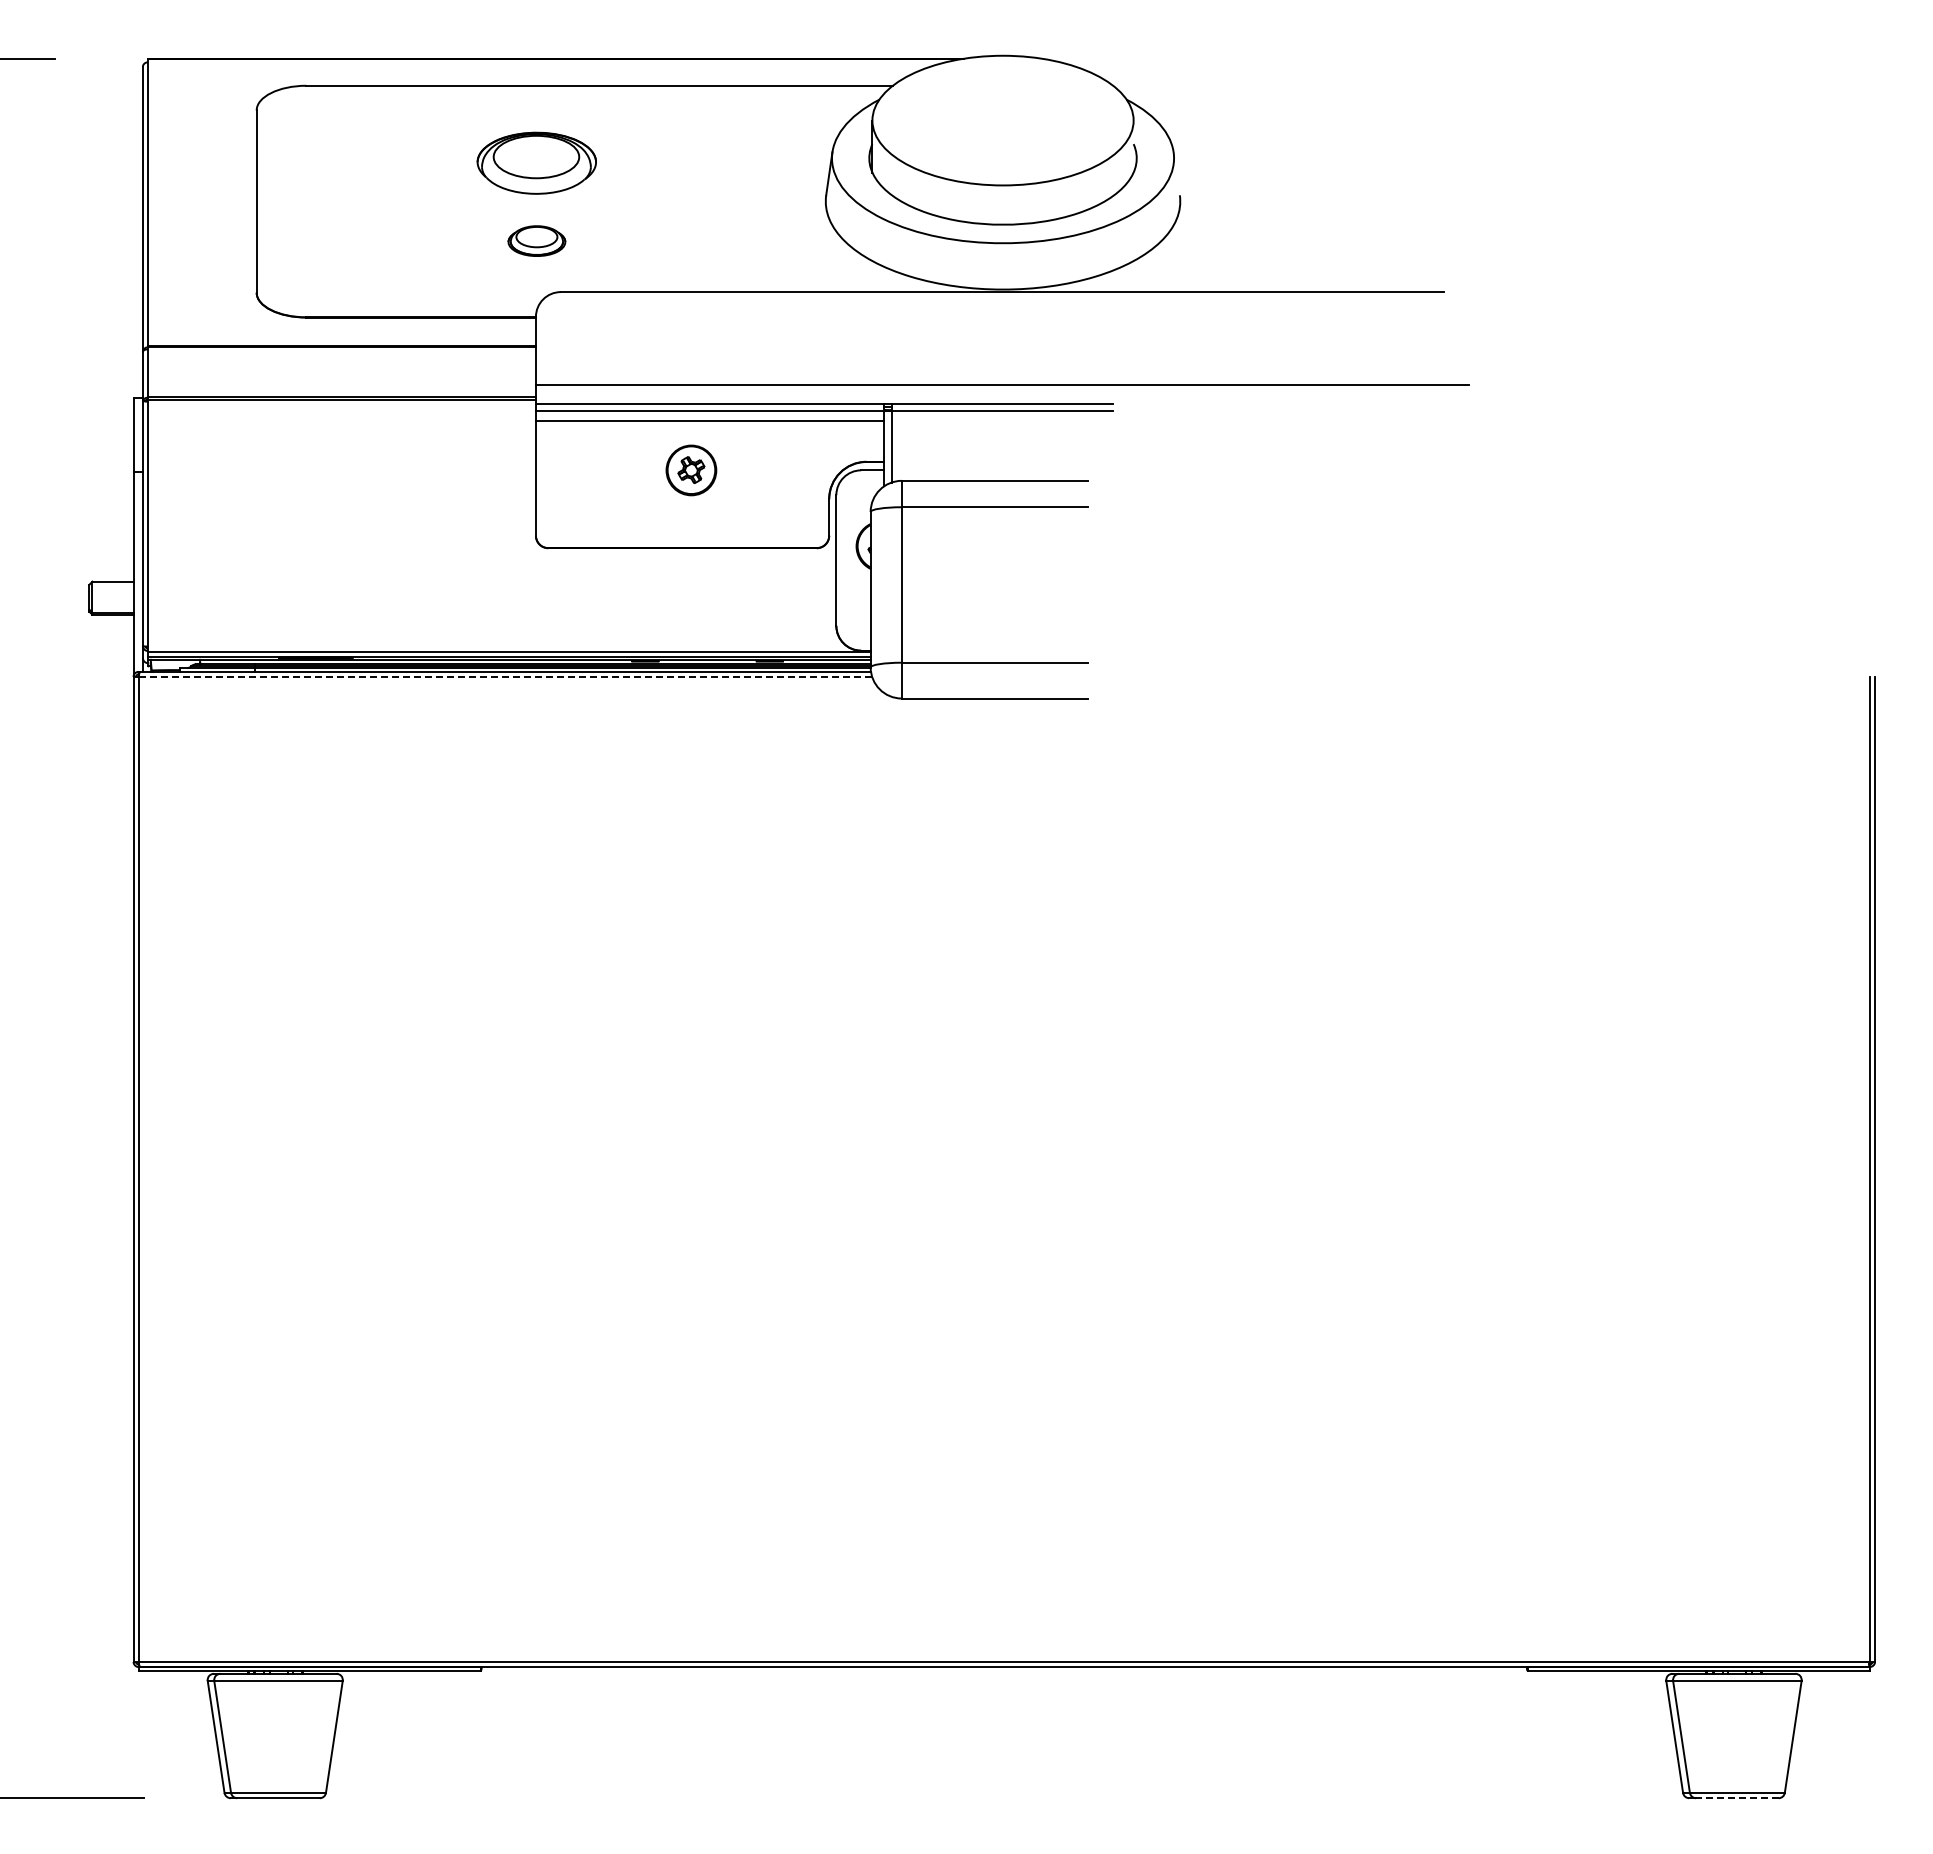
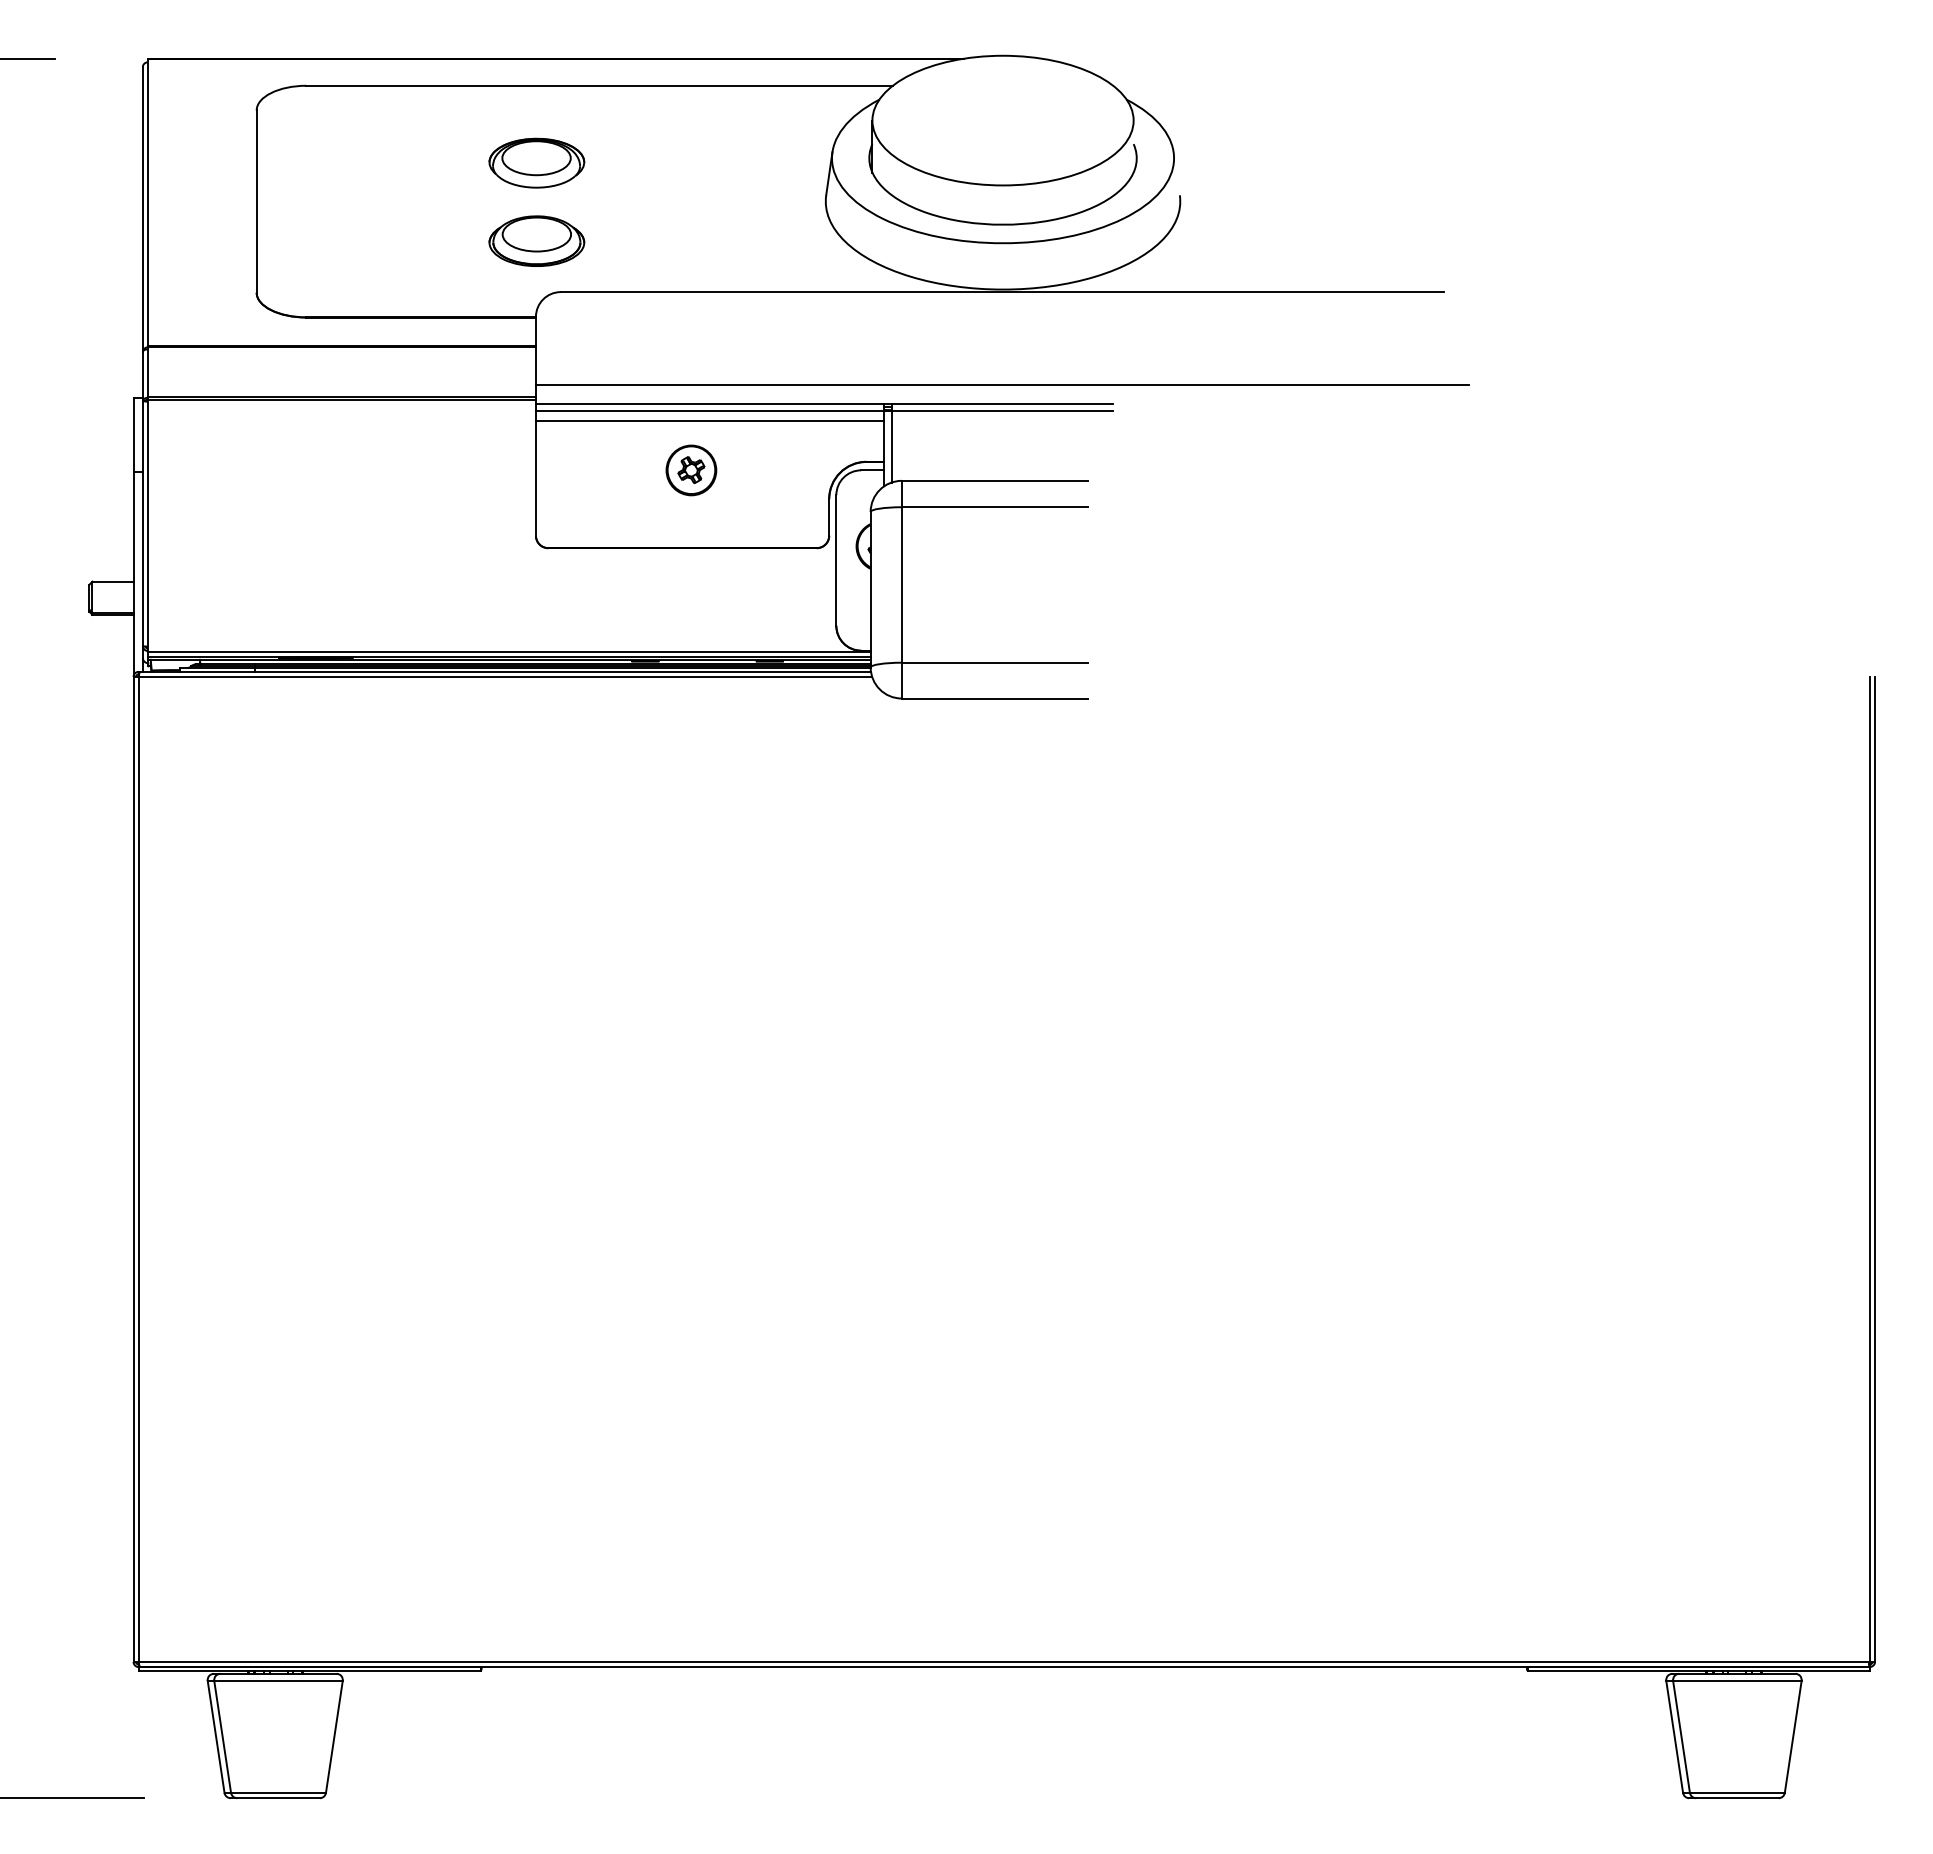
part size: 121x64 px -> 98x52 px (536, 162)
part size: 60x32 px -> 98x52 px (536, 240)
line: dashed -> solid (505, 676)
line: dashed -> solid (1736, 1798)
